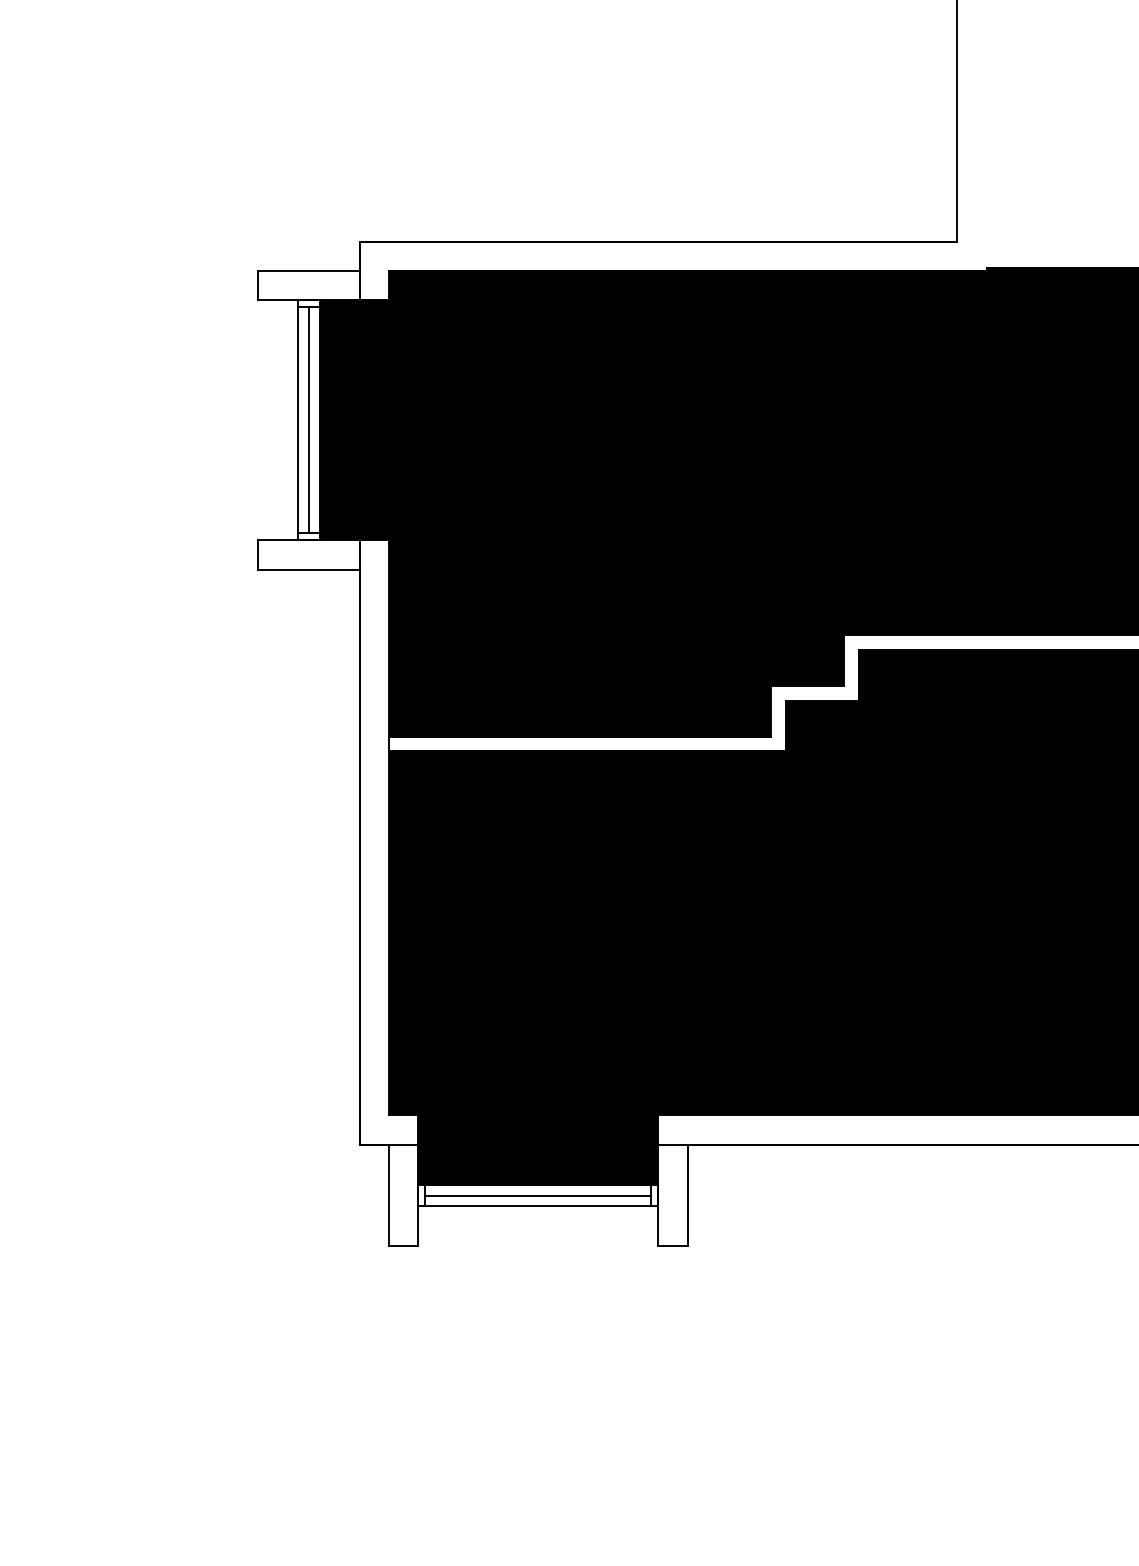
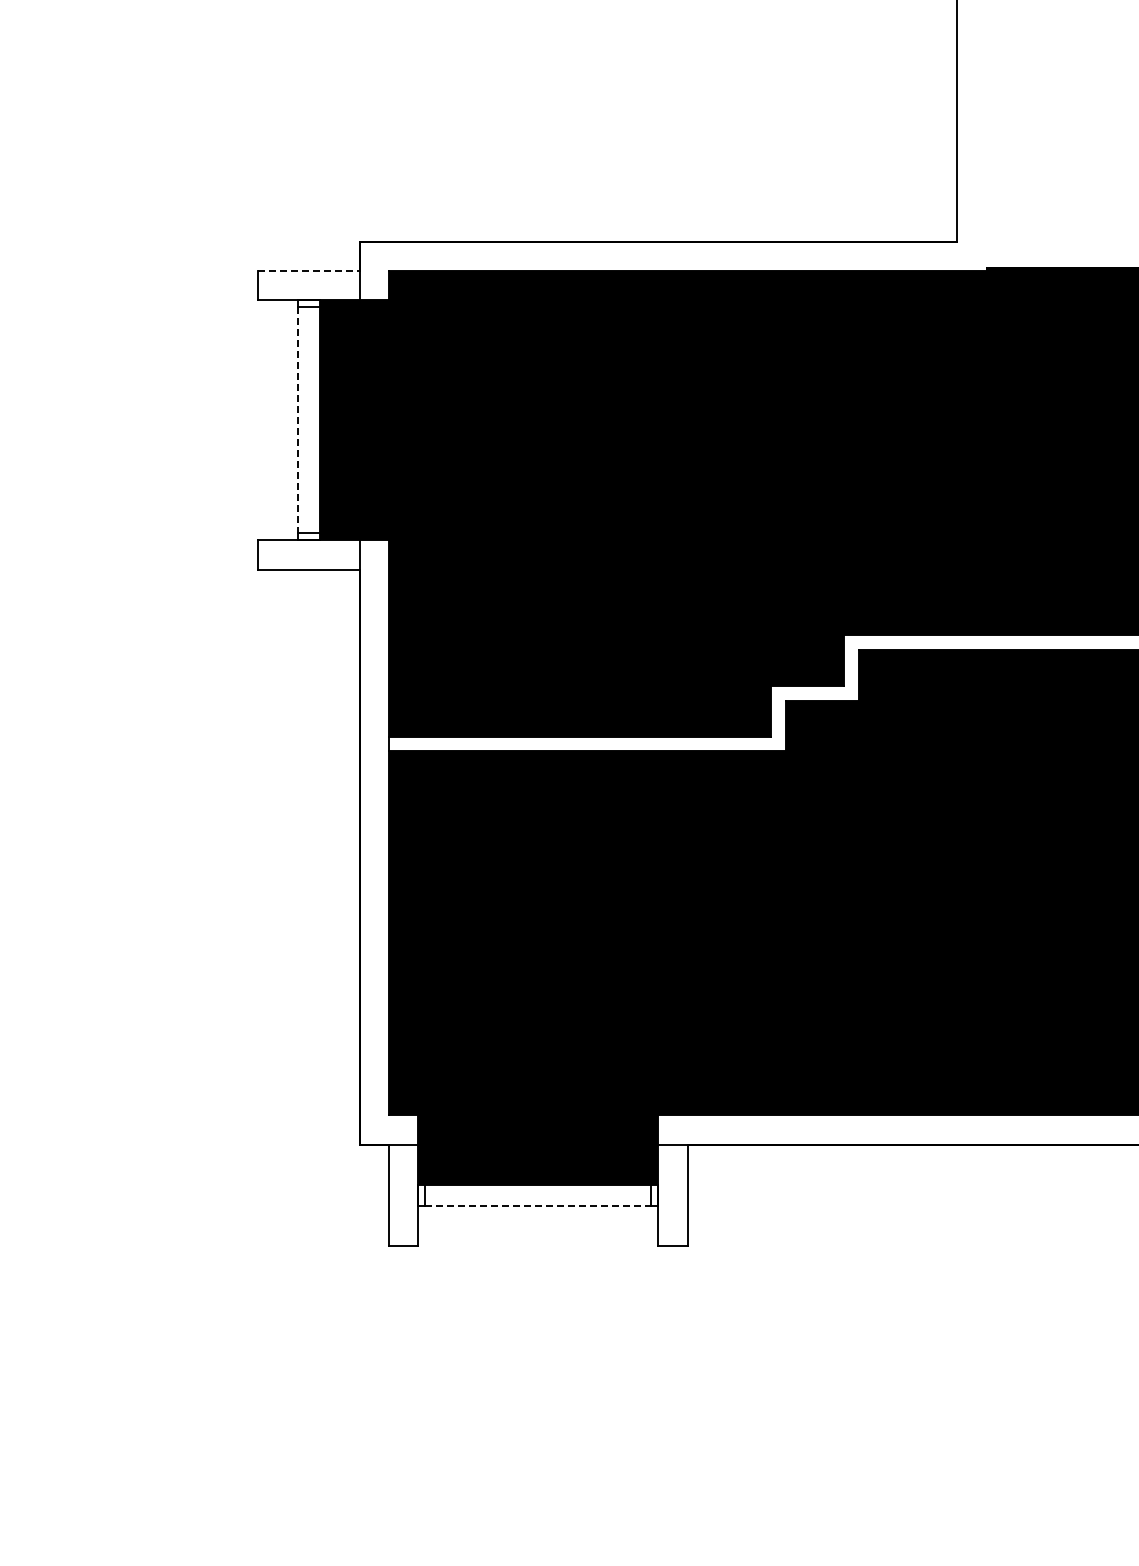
line: solid -> dashed (308, 271)
line: solid -> dashed (298, 420)
line: present -> none (308, 420)
line: present -> none (538, 1195)
line: solid -> dashed (538, 1206)
